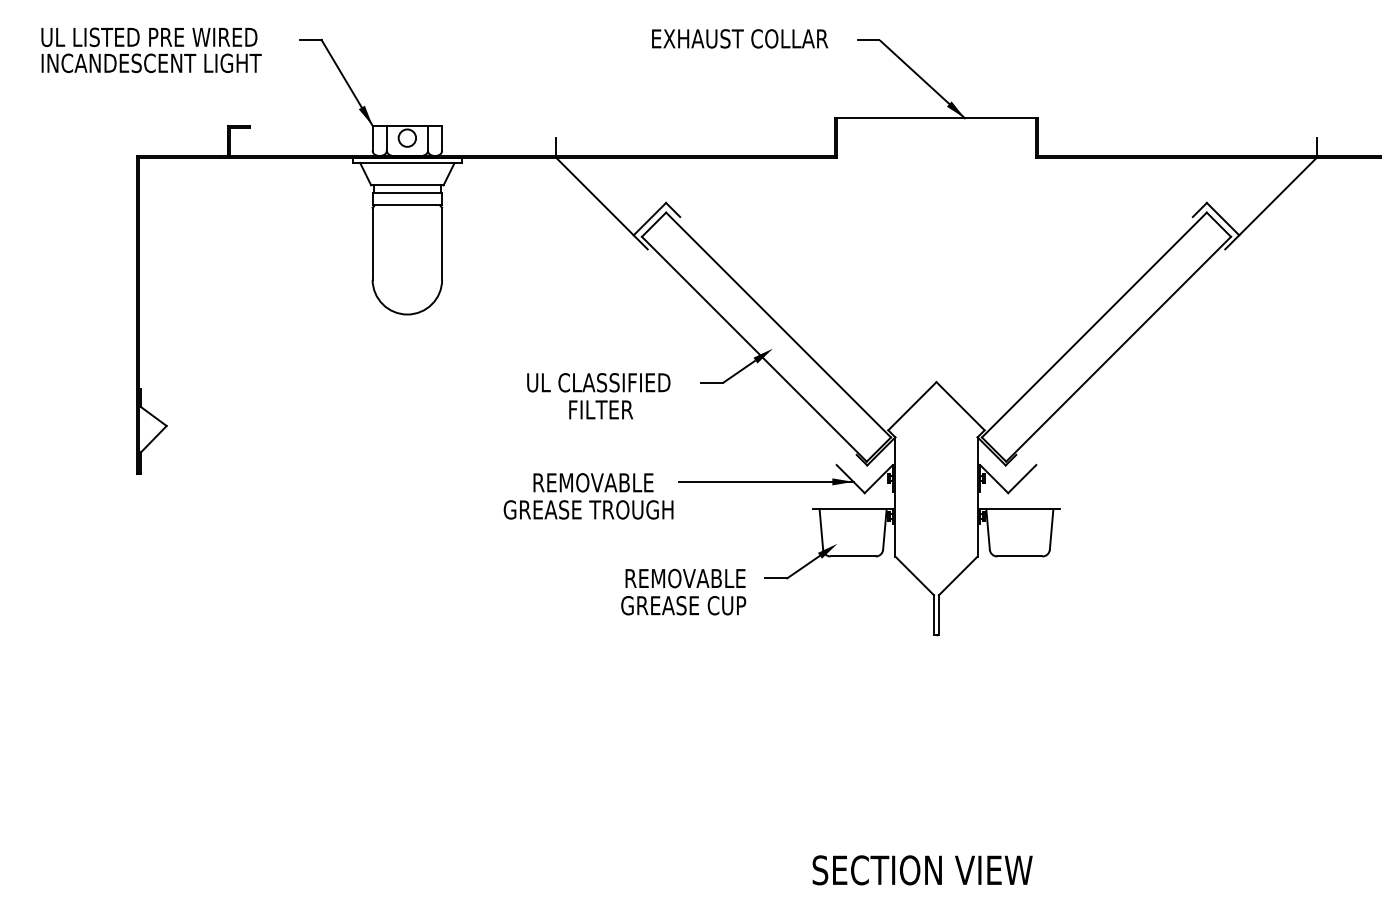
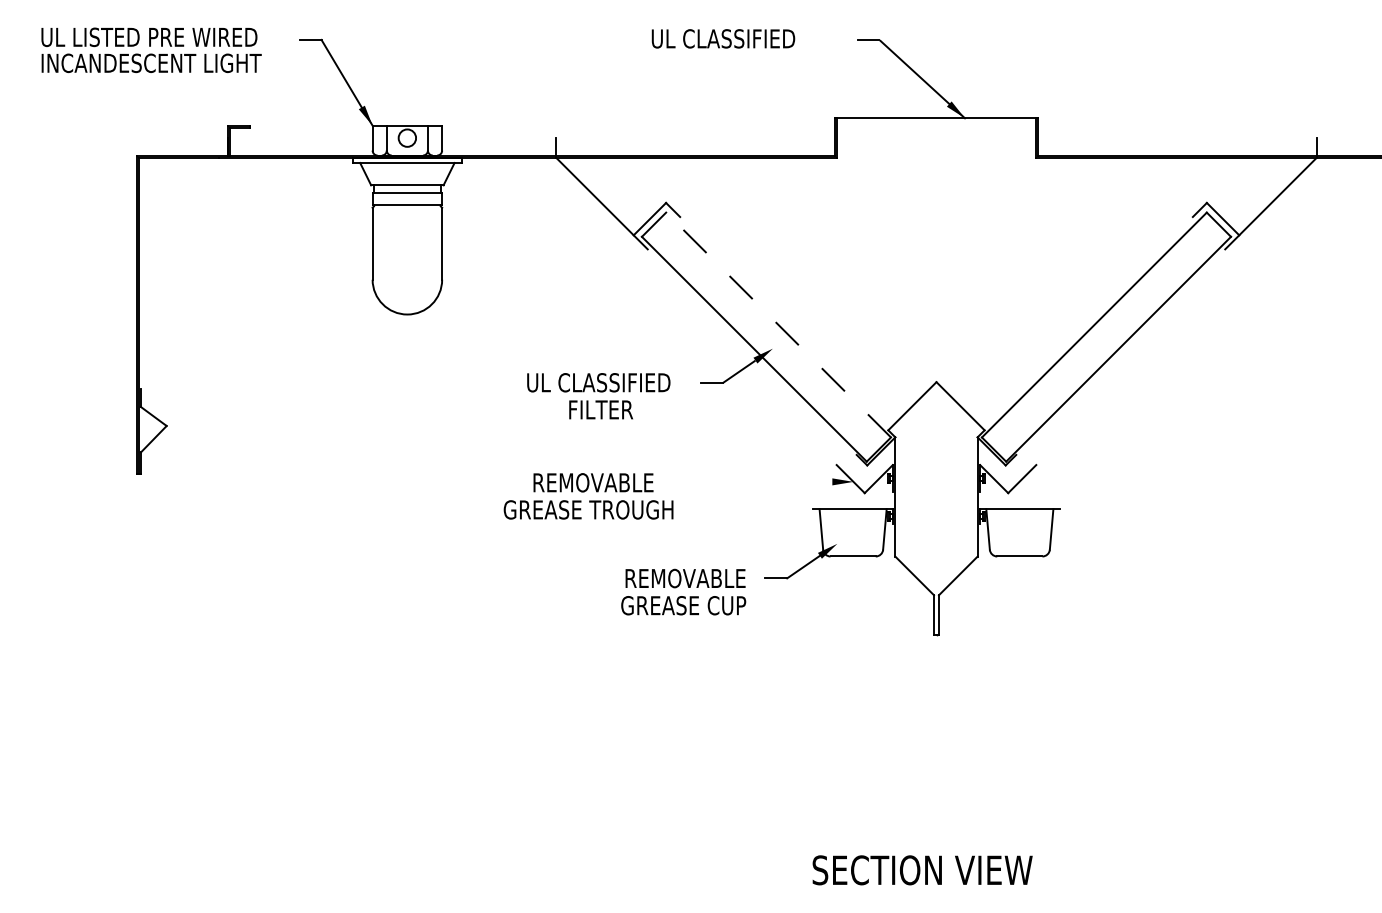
text: EXHAUST COLLAR -> UL CLASSIFIED (739, 38)
line: solid -> dashed (778, 325)
line: present -> none (766, 481)
